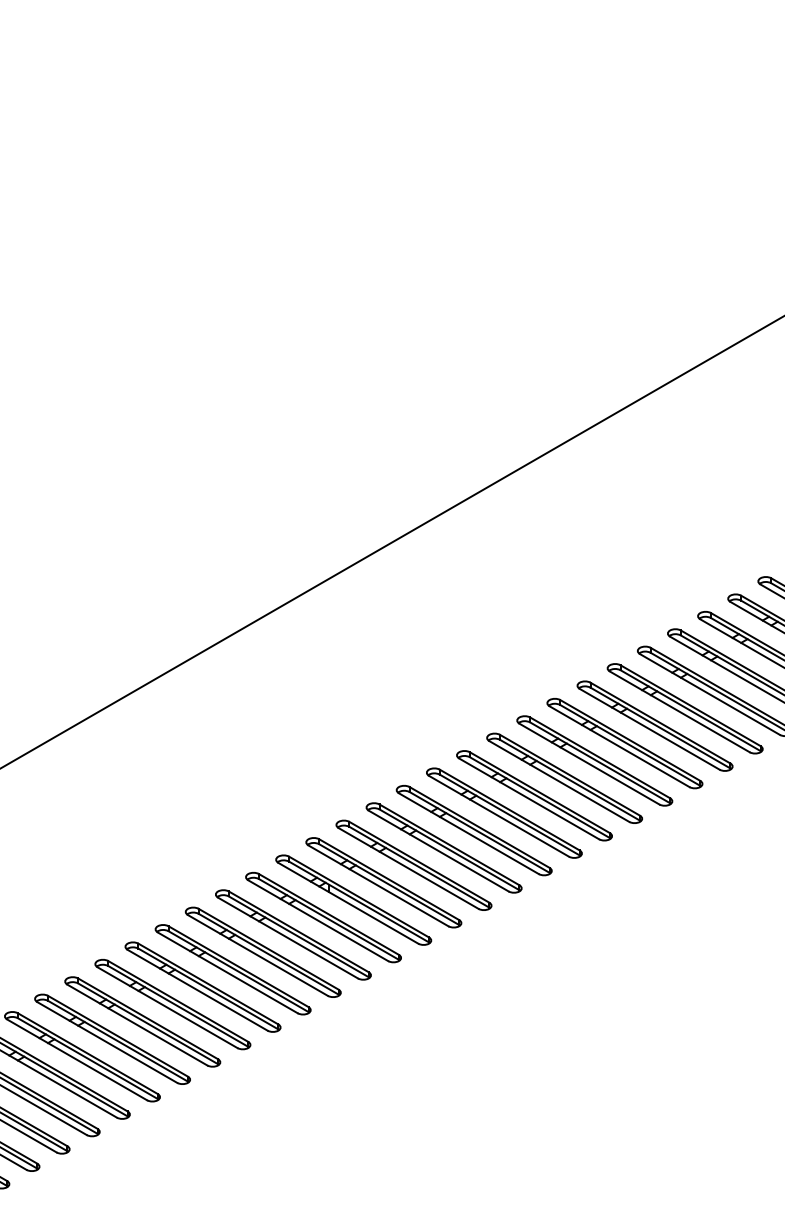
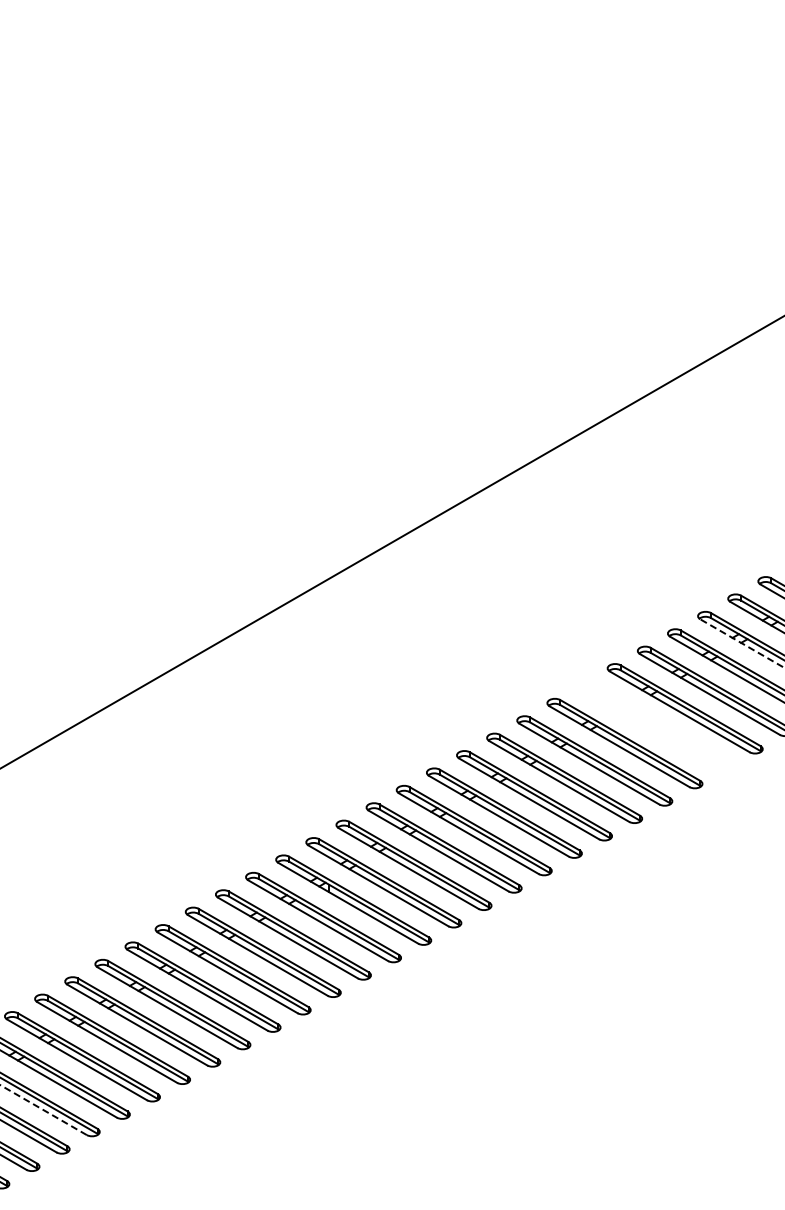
line: solid -> dashed (742, 643)
part: present -> none (654, 725)
line: solid -> dashed (43, 1110)
